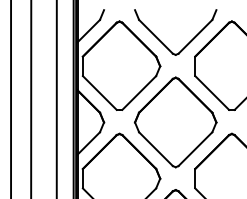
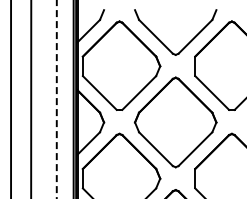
line: solid -> dashed (56, 99)
